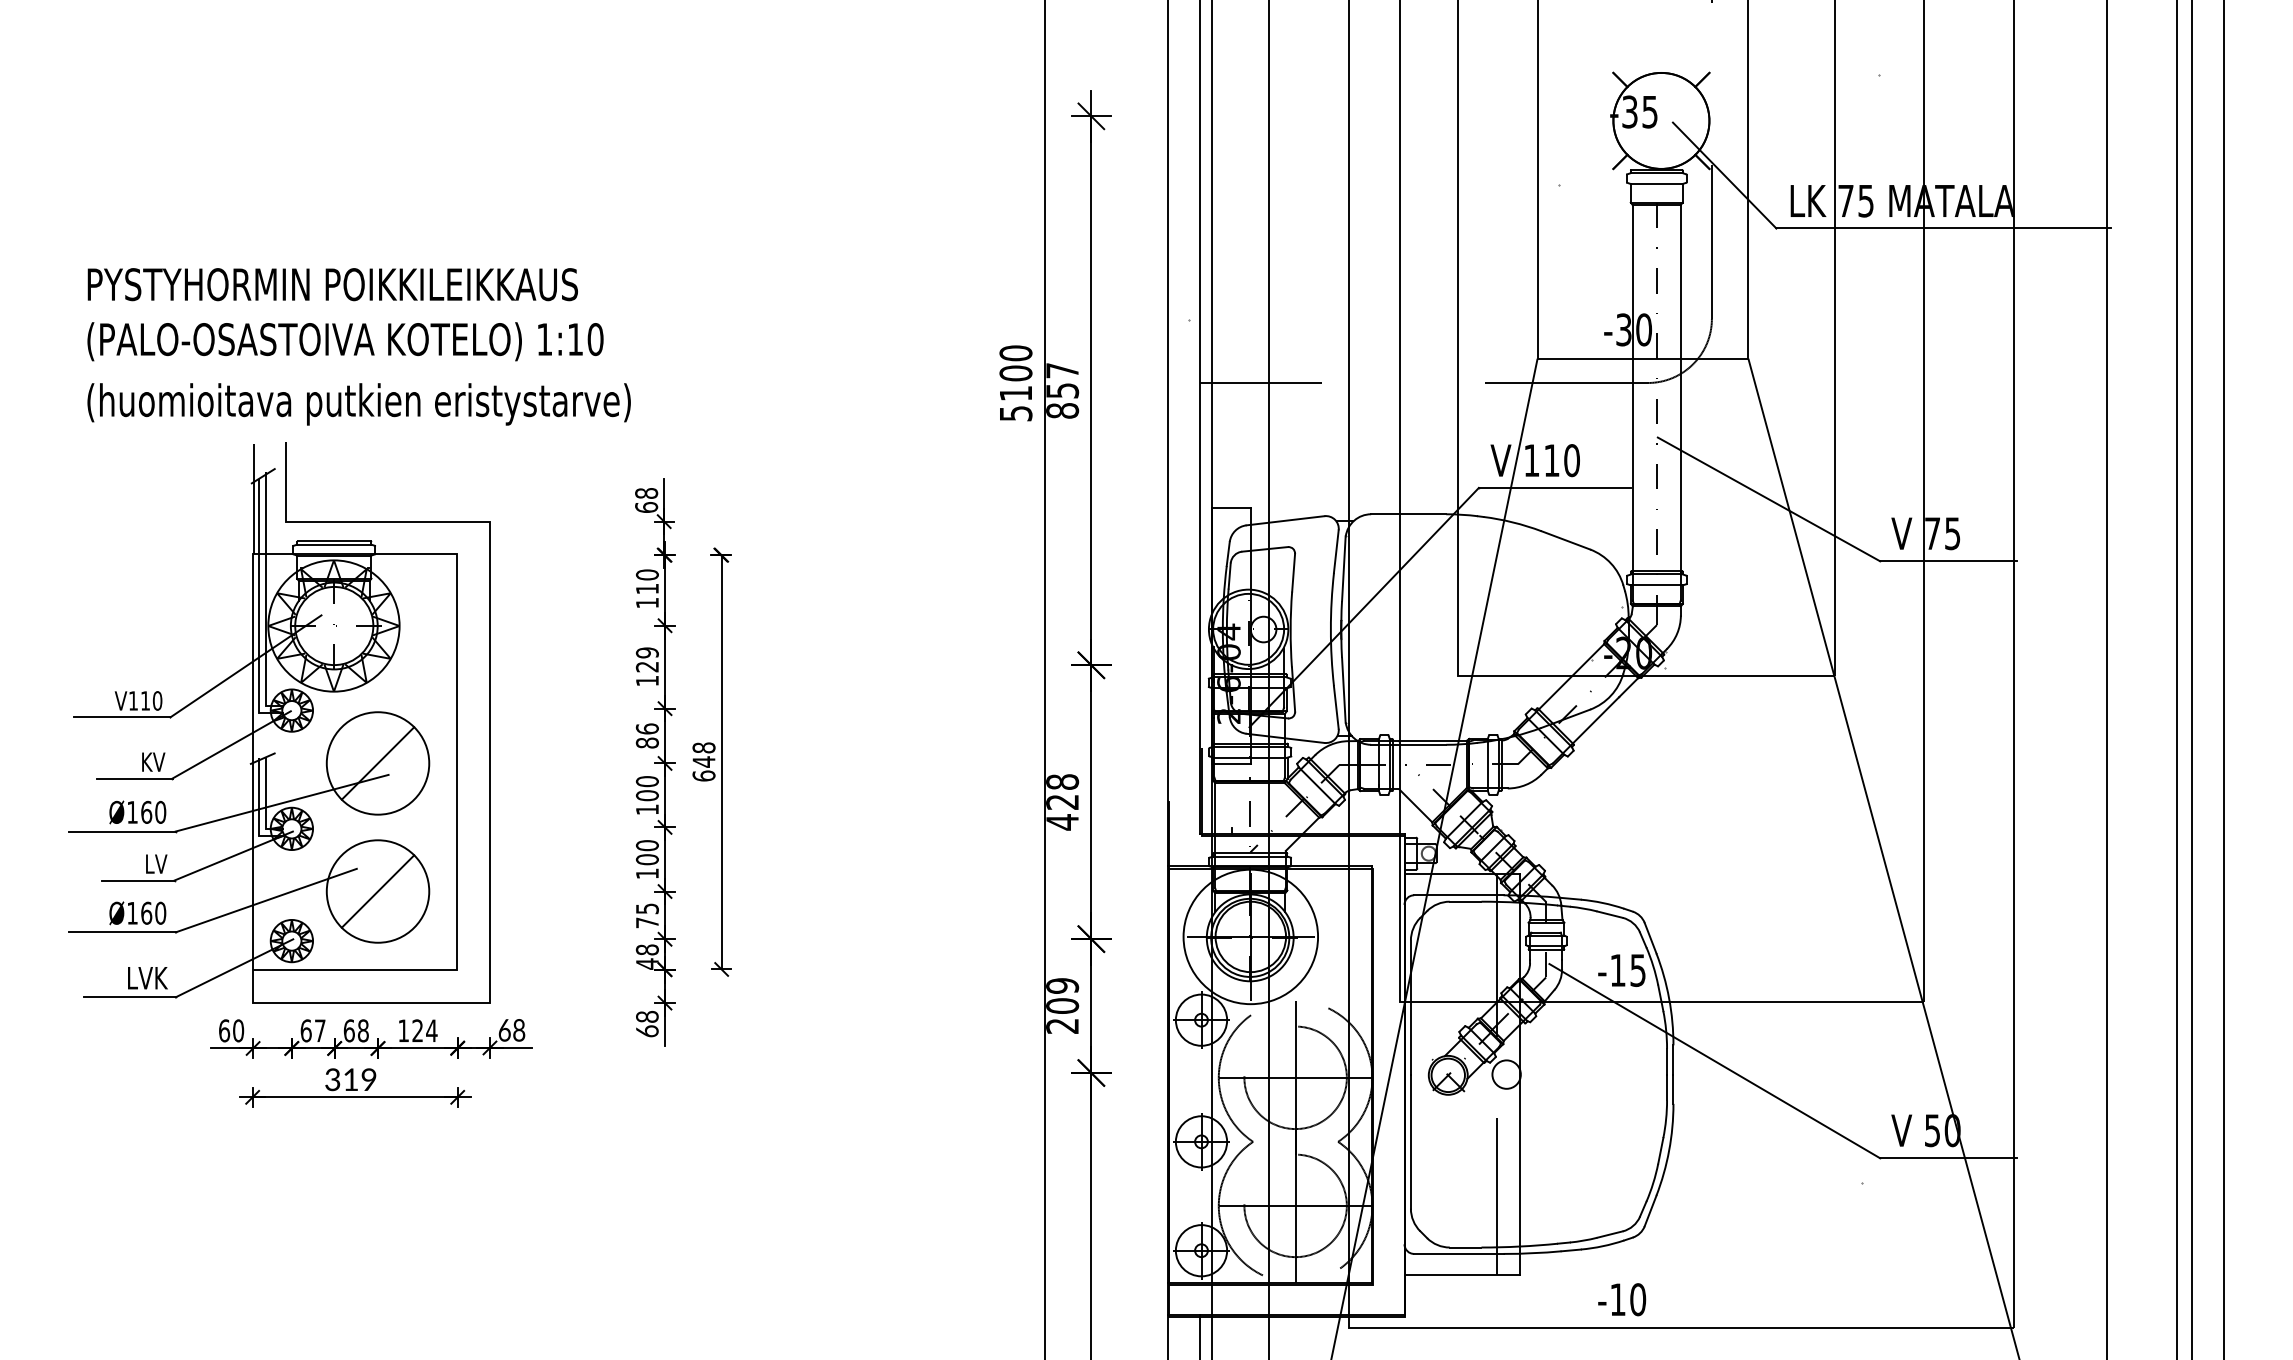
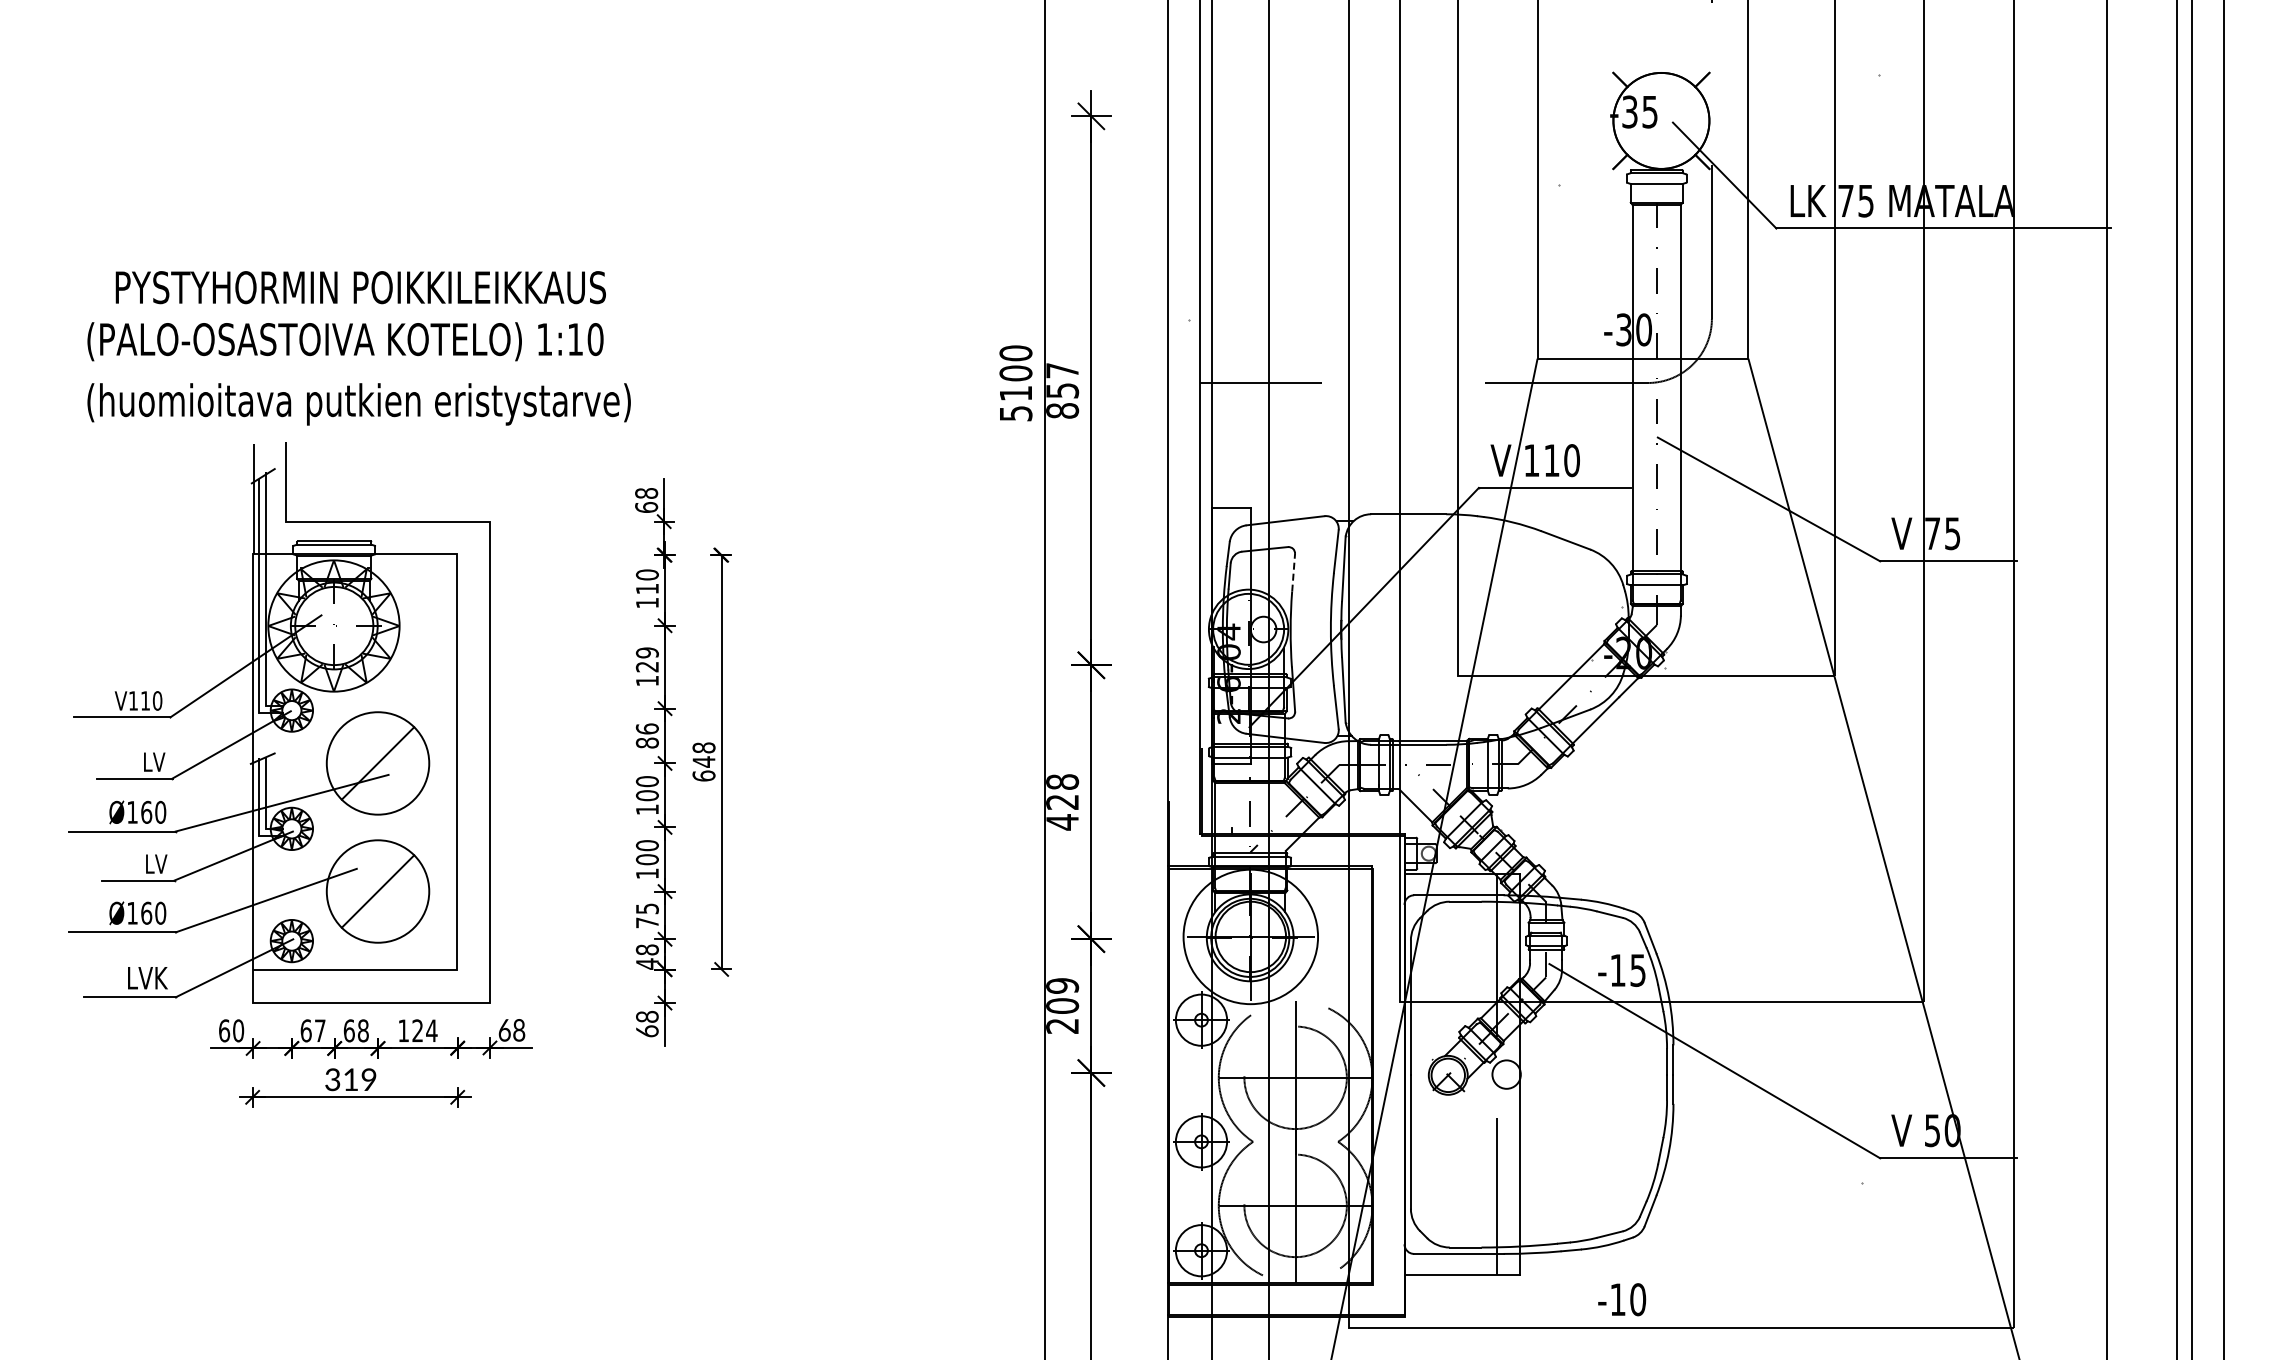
text position: (332, 284) -> (360, 287) (360, 287)
line: solid -> dashed (1293, 572)
text: KV -> LV (147, 761)
line: present -> none (1199, 1335)
